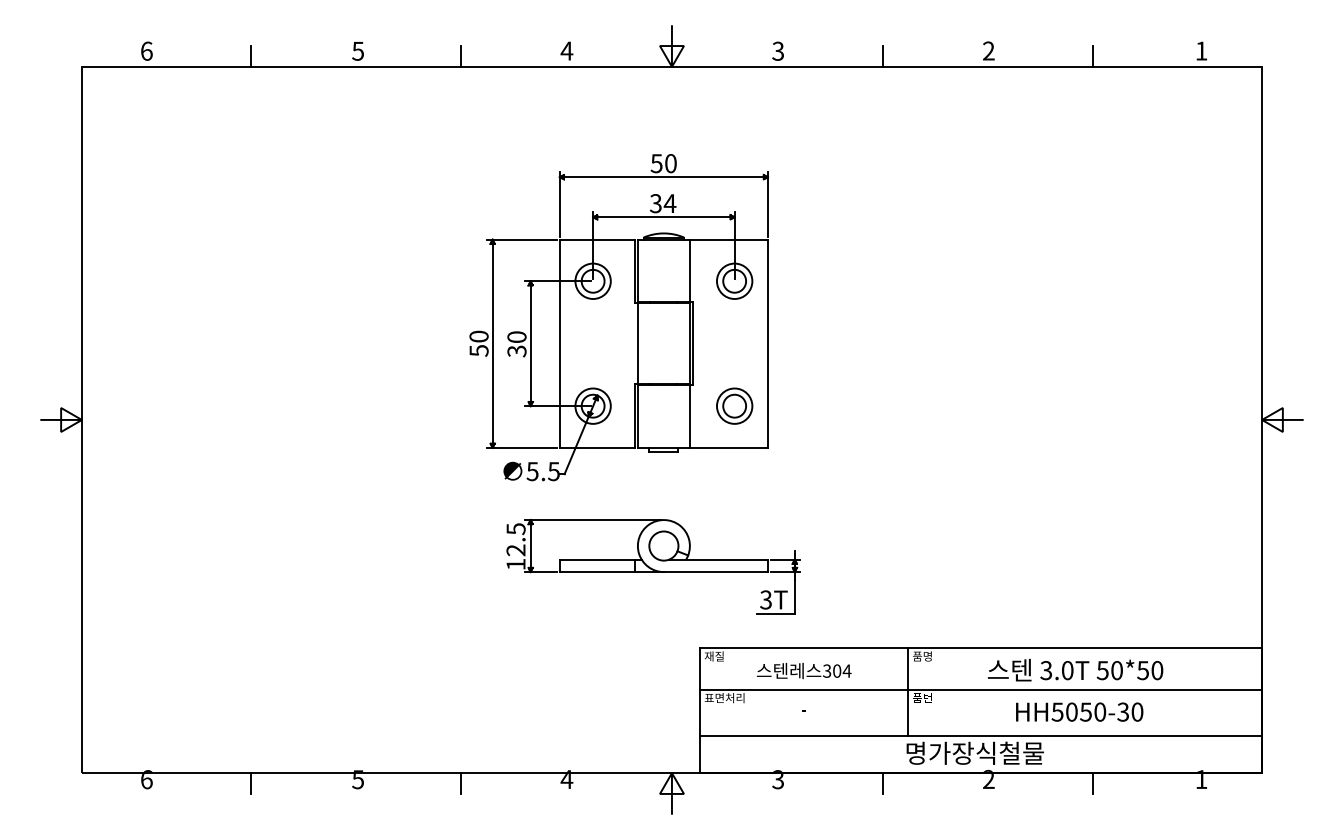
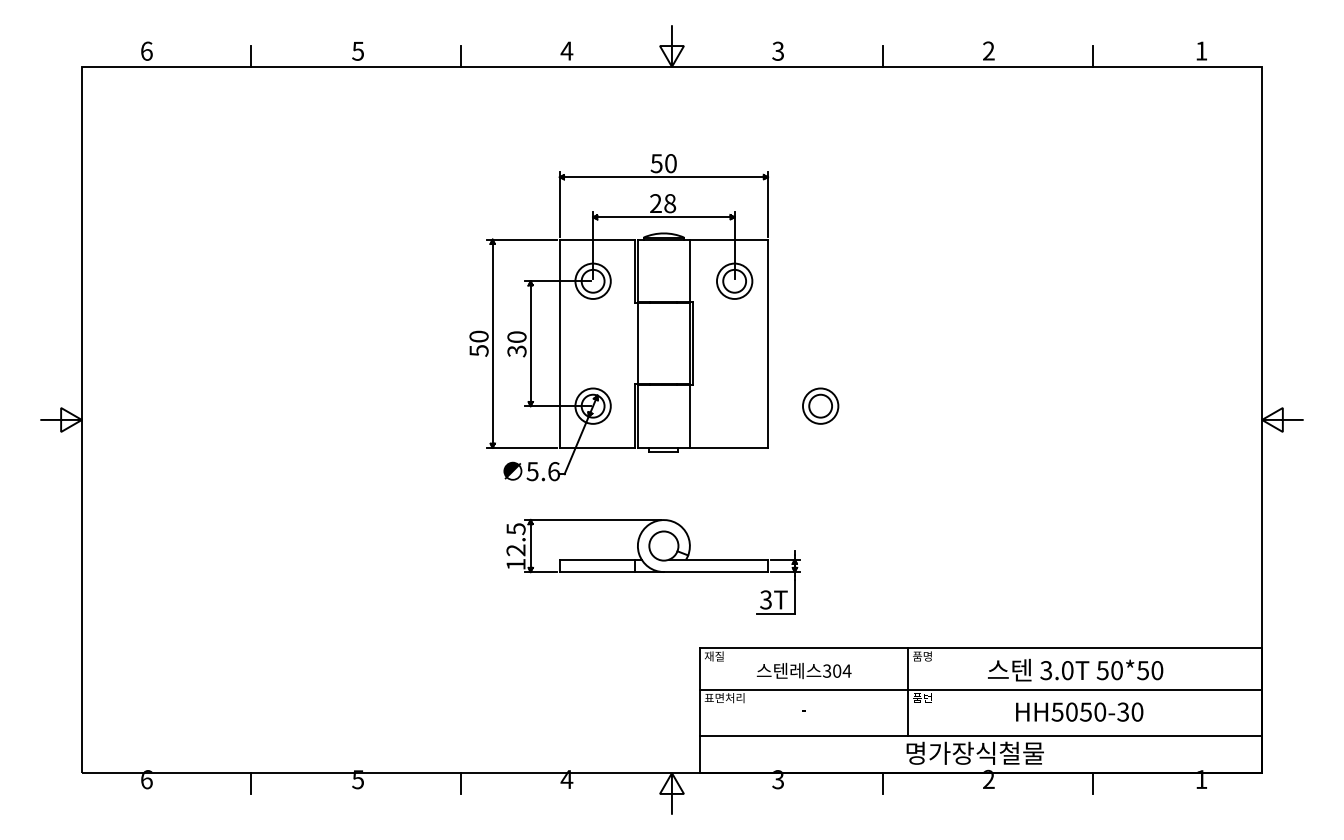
text: 34 -> 28 (662, 203)
part position: (734, 405) -> (820, 405) (820, 405)
text: 5.5 -> 5.6 (553, 471)
